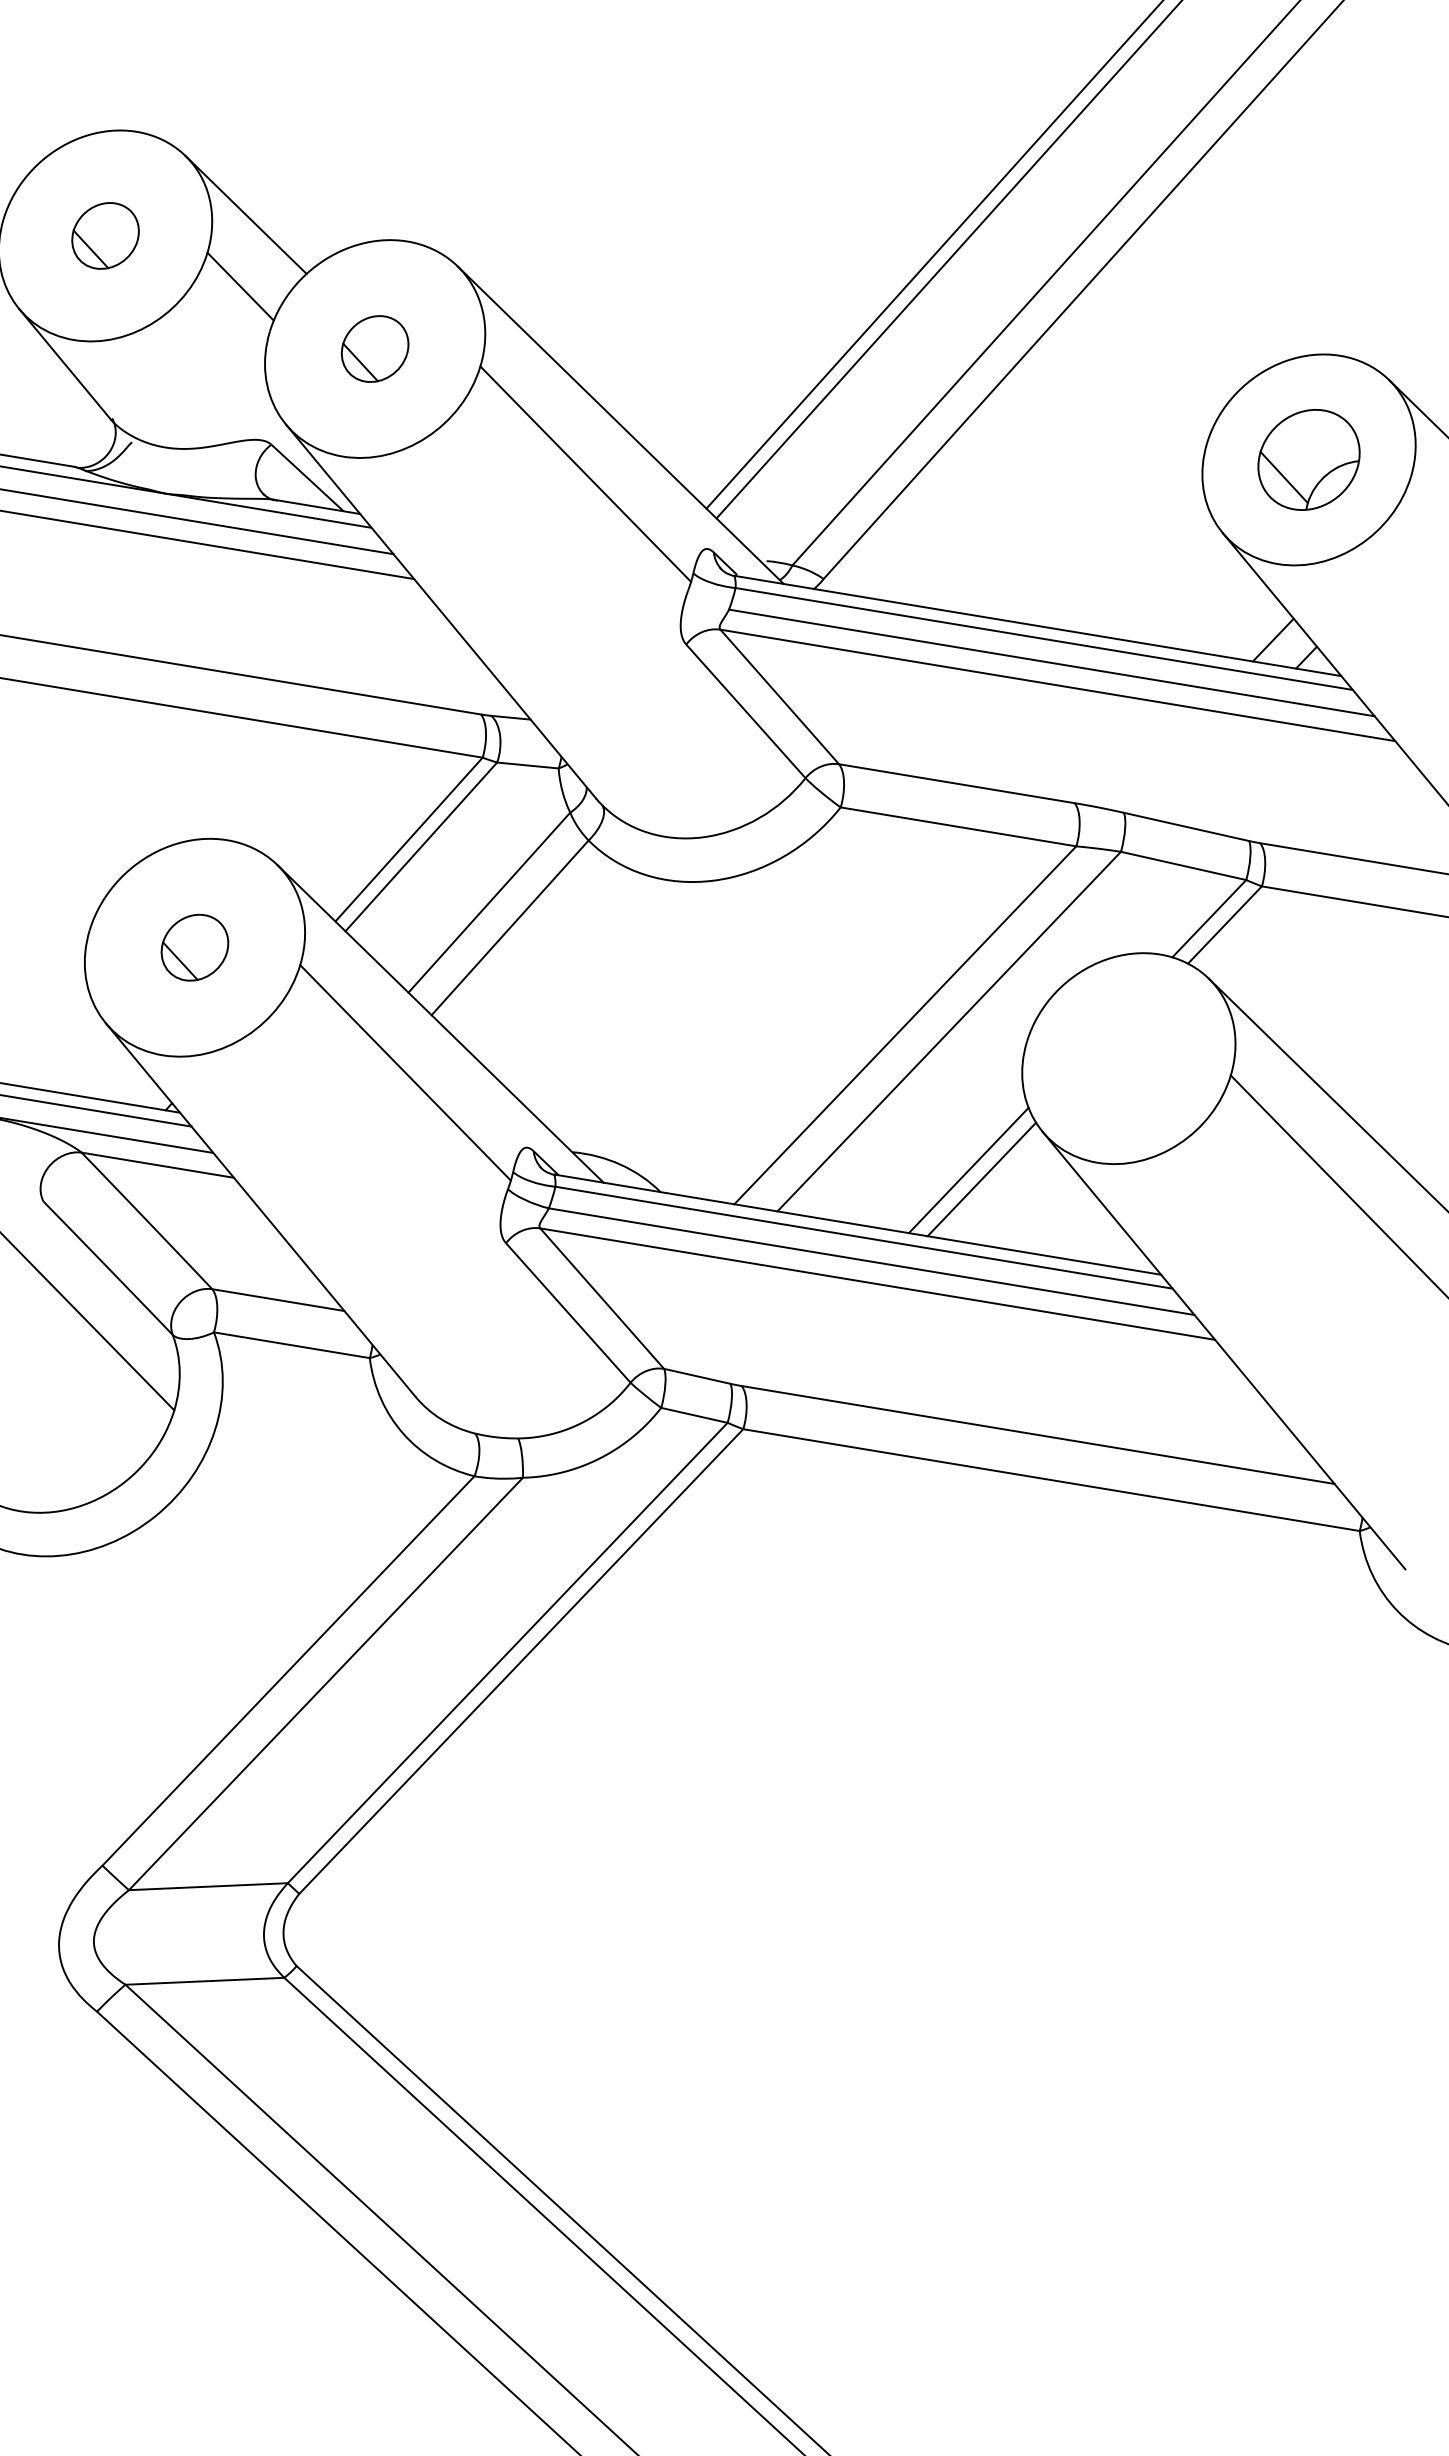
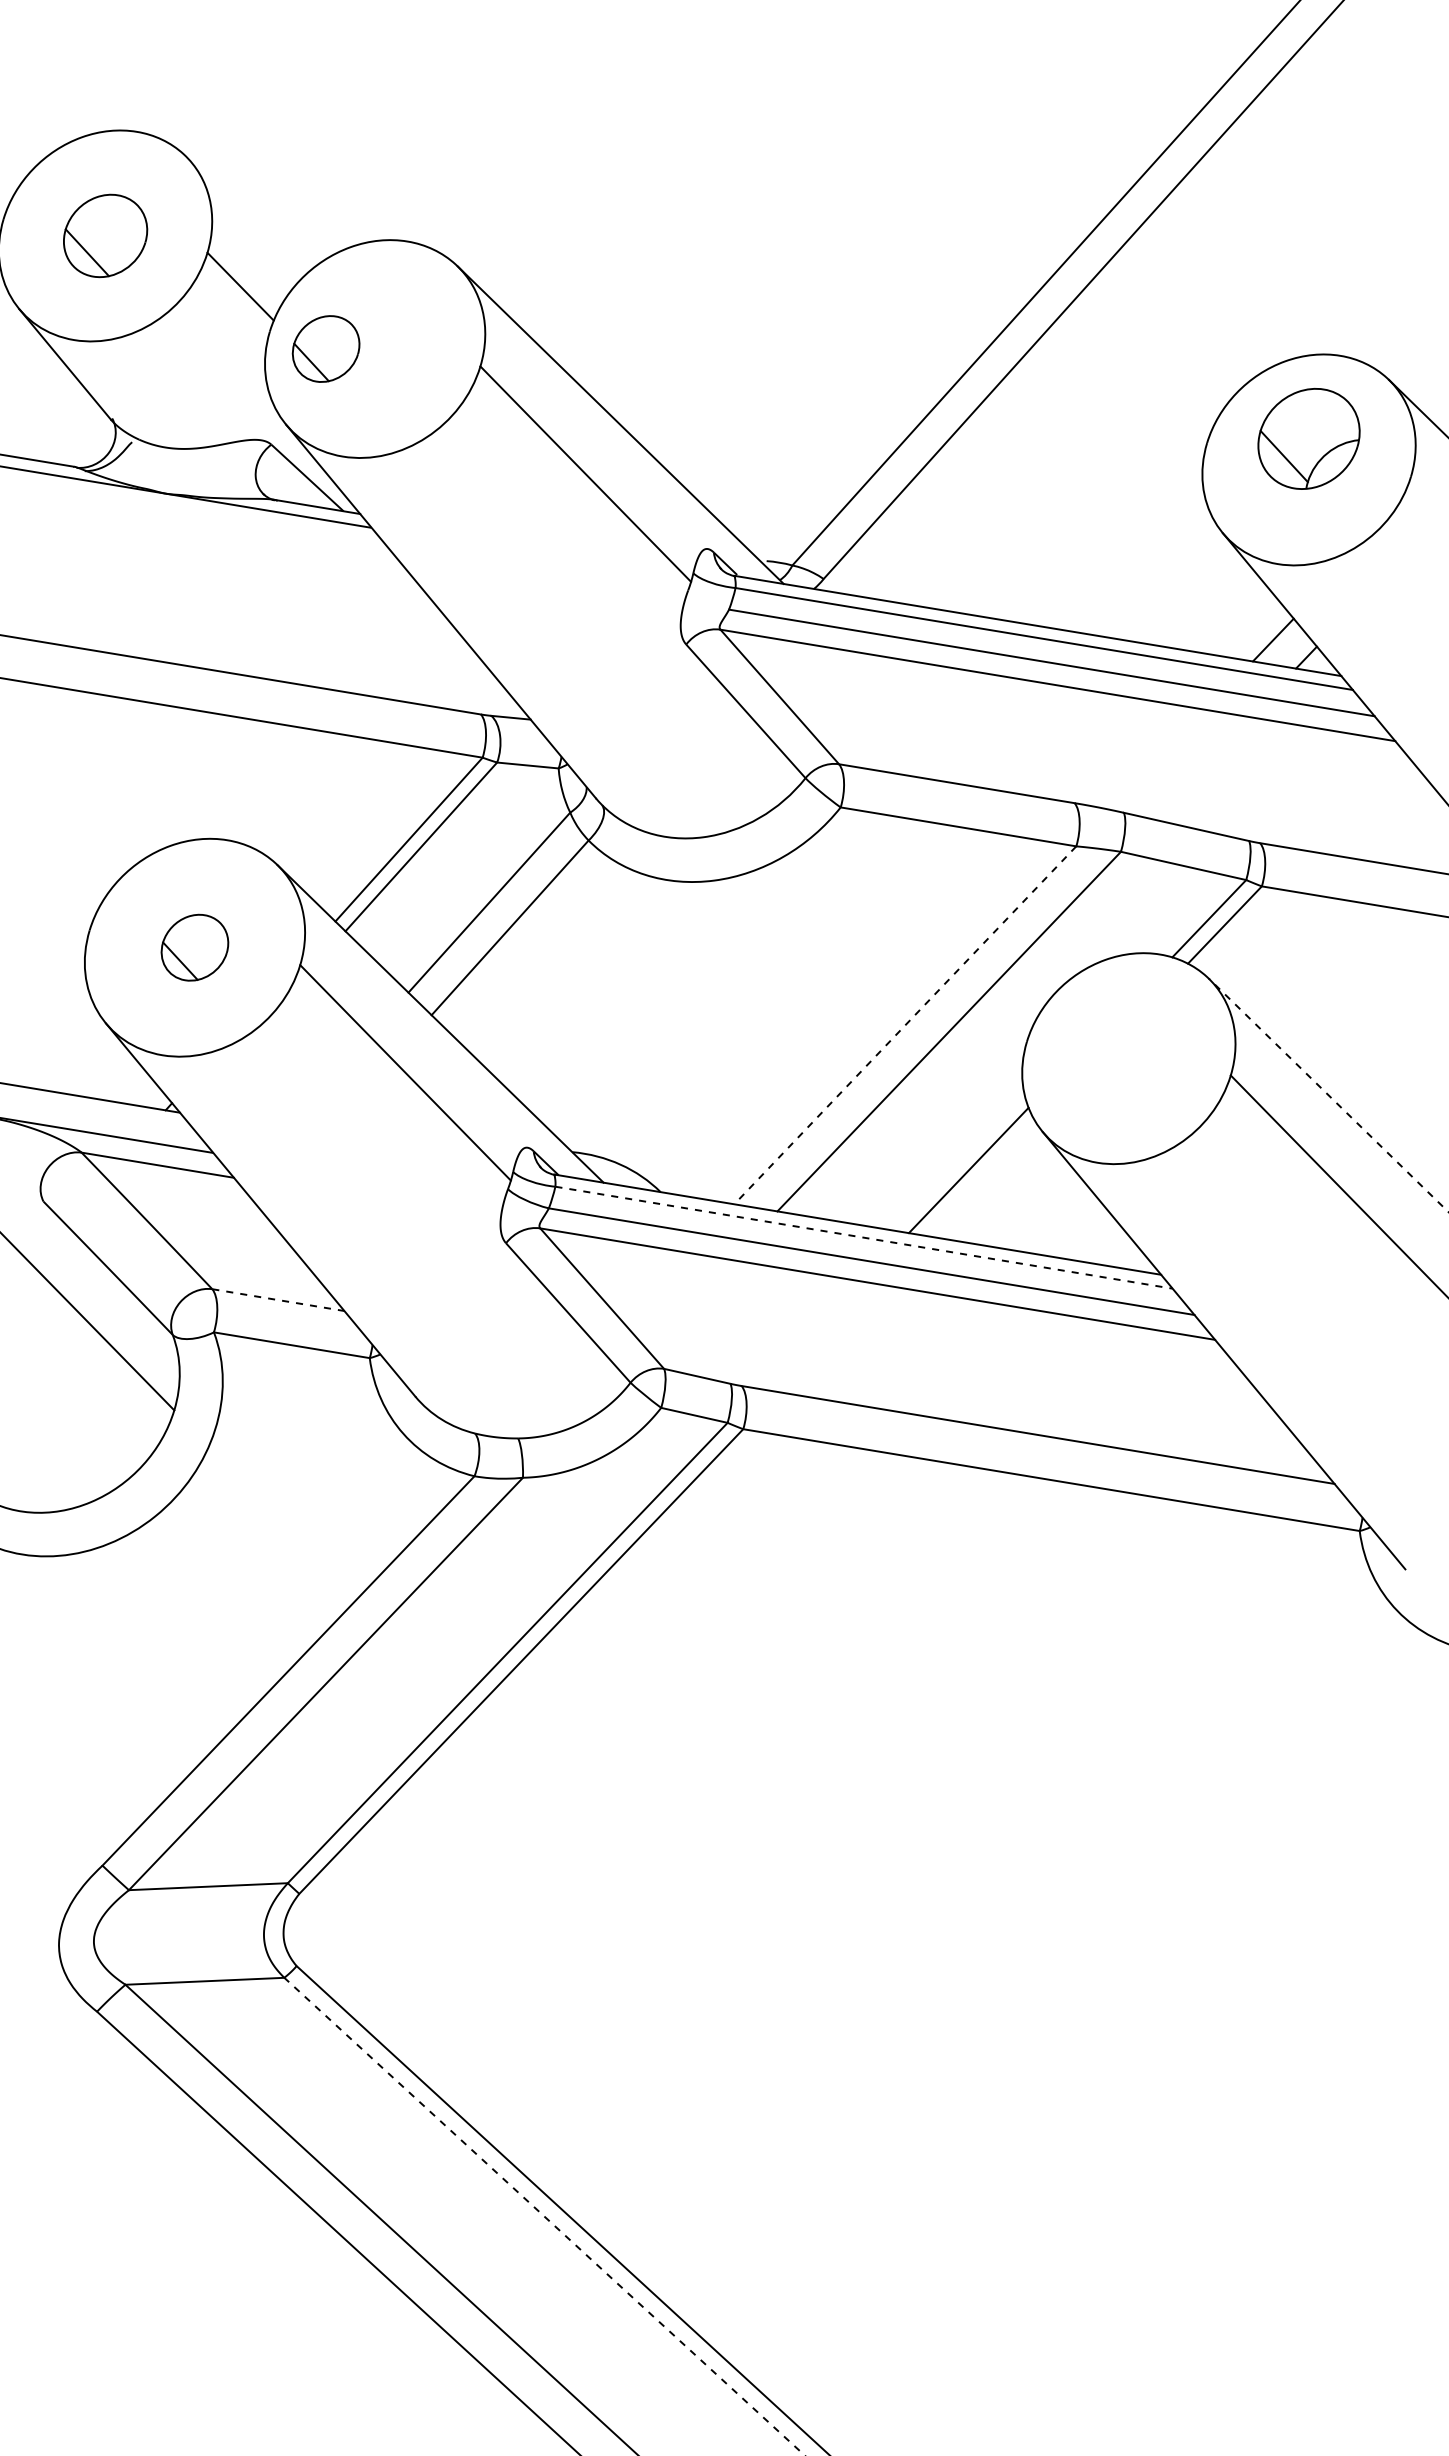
line: present -> none (245, 214)
part size: 69x68 px -> 86x86 px (105, 235)
line: present -> none (933, 255)
line: present -> none (948, 260)
part position: (374, 348) -> (325, 348) (325, 348)
part position: (1308, 459) -> (1308, 438) (1308, 438)
line: present -> none (197, 521)
line: present -> none (208, 545)
line: solid -> dashed (905, 1025)
line: solid -> dashed (1328, 1095)
line: present -> none (96, 1110)
line: present -> none (981, 1179)
line: solid -> dashed (864, 1237)
line: solid -> dashed (278, 1300)
line: solid -> dashed (544, 2216)
